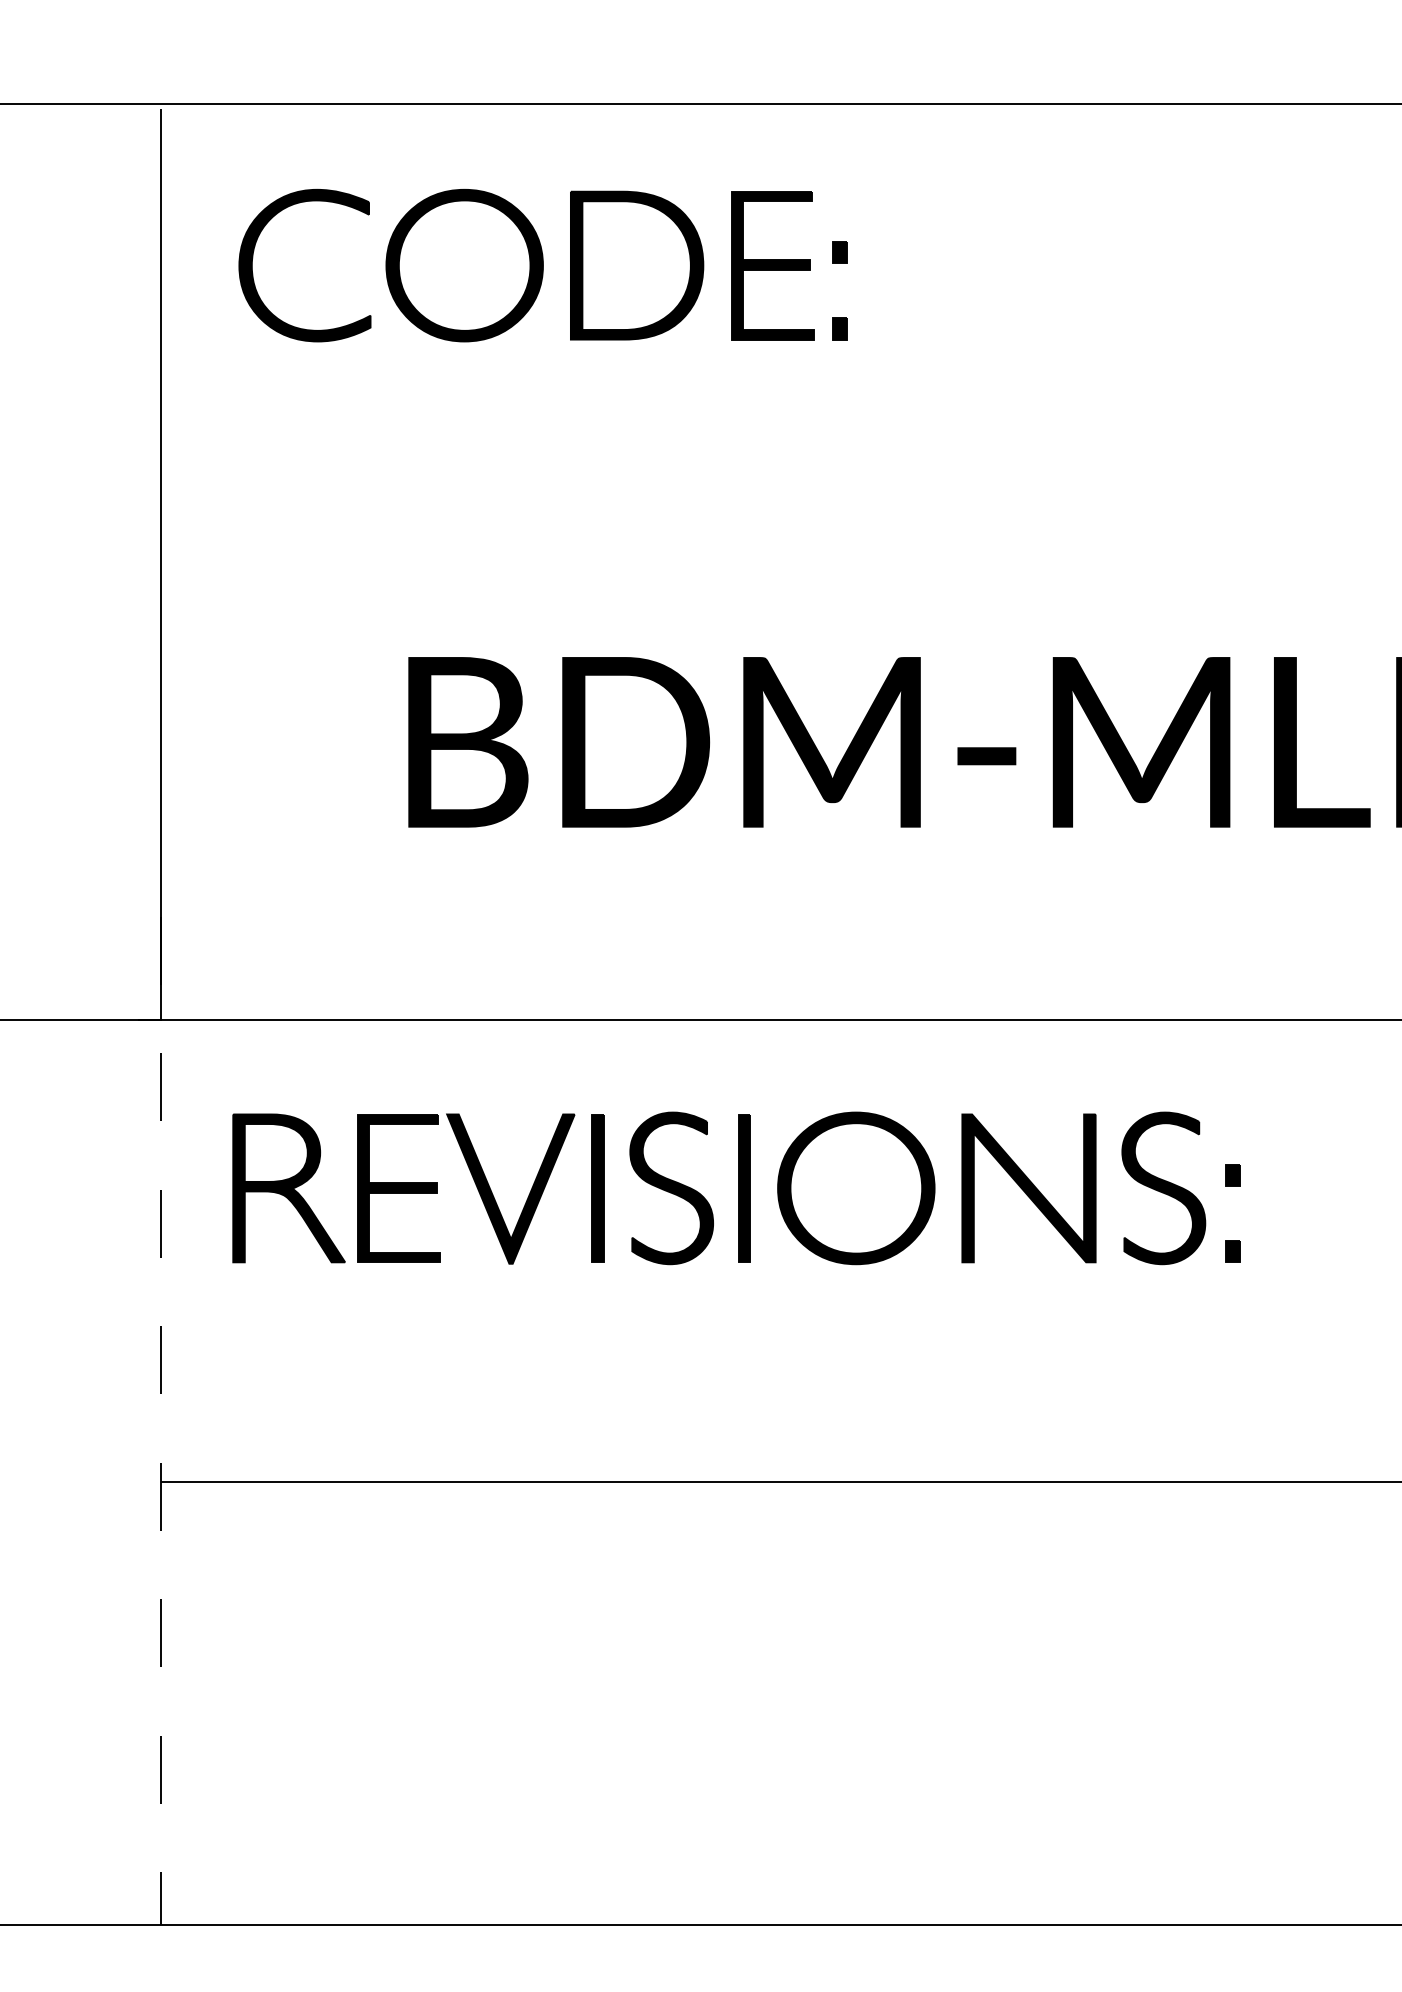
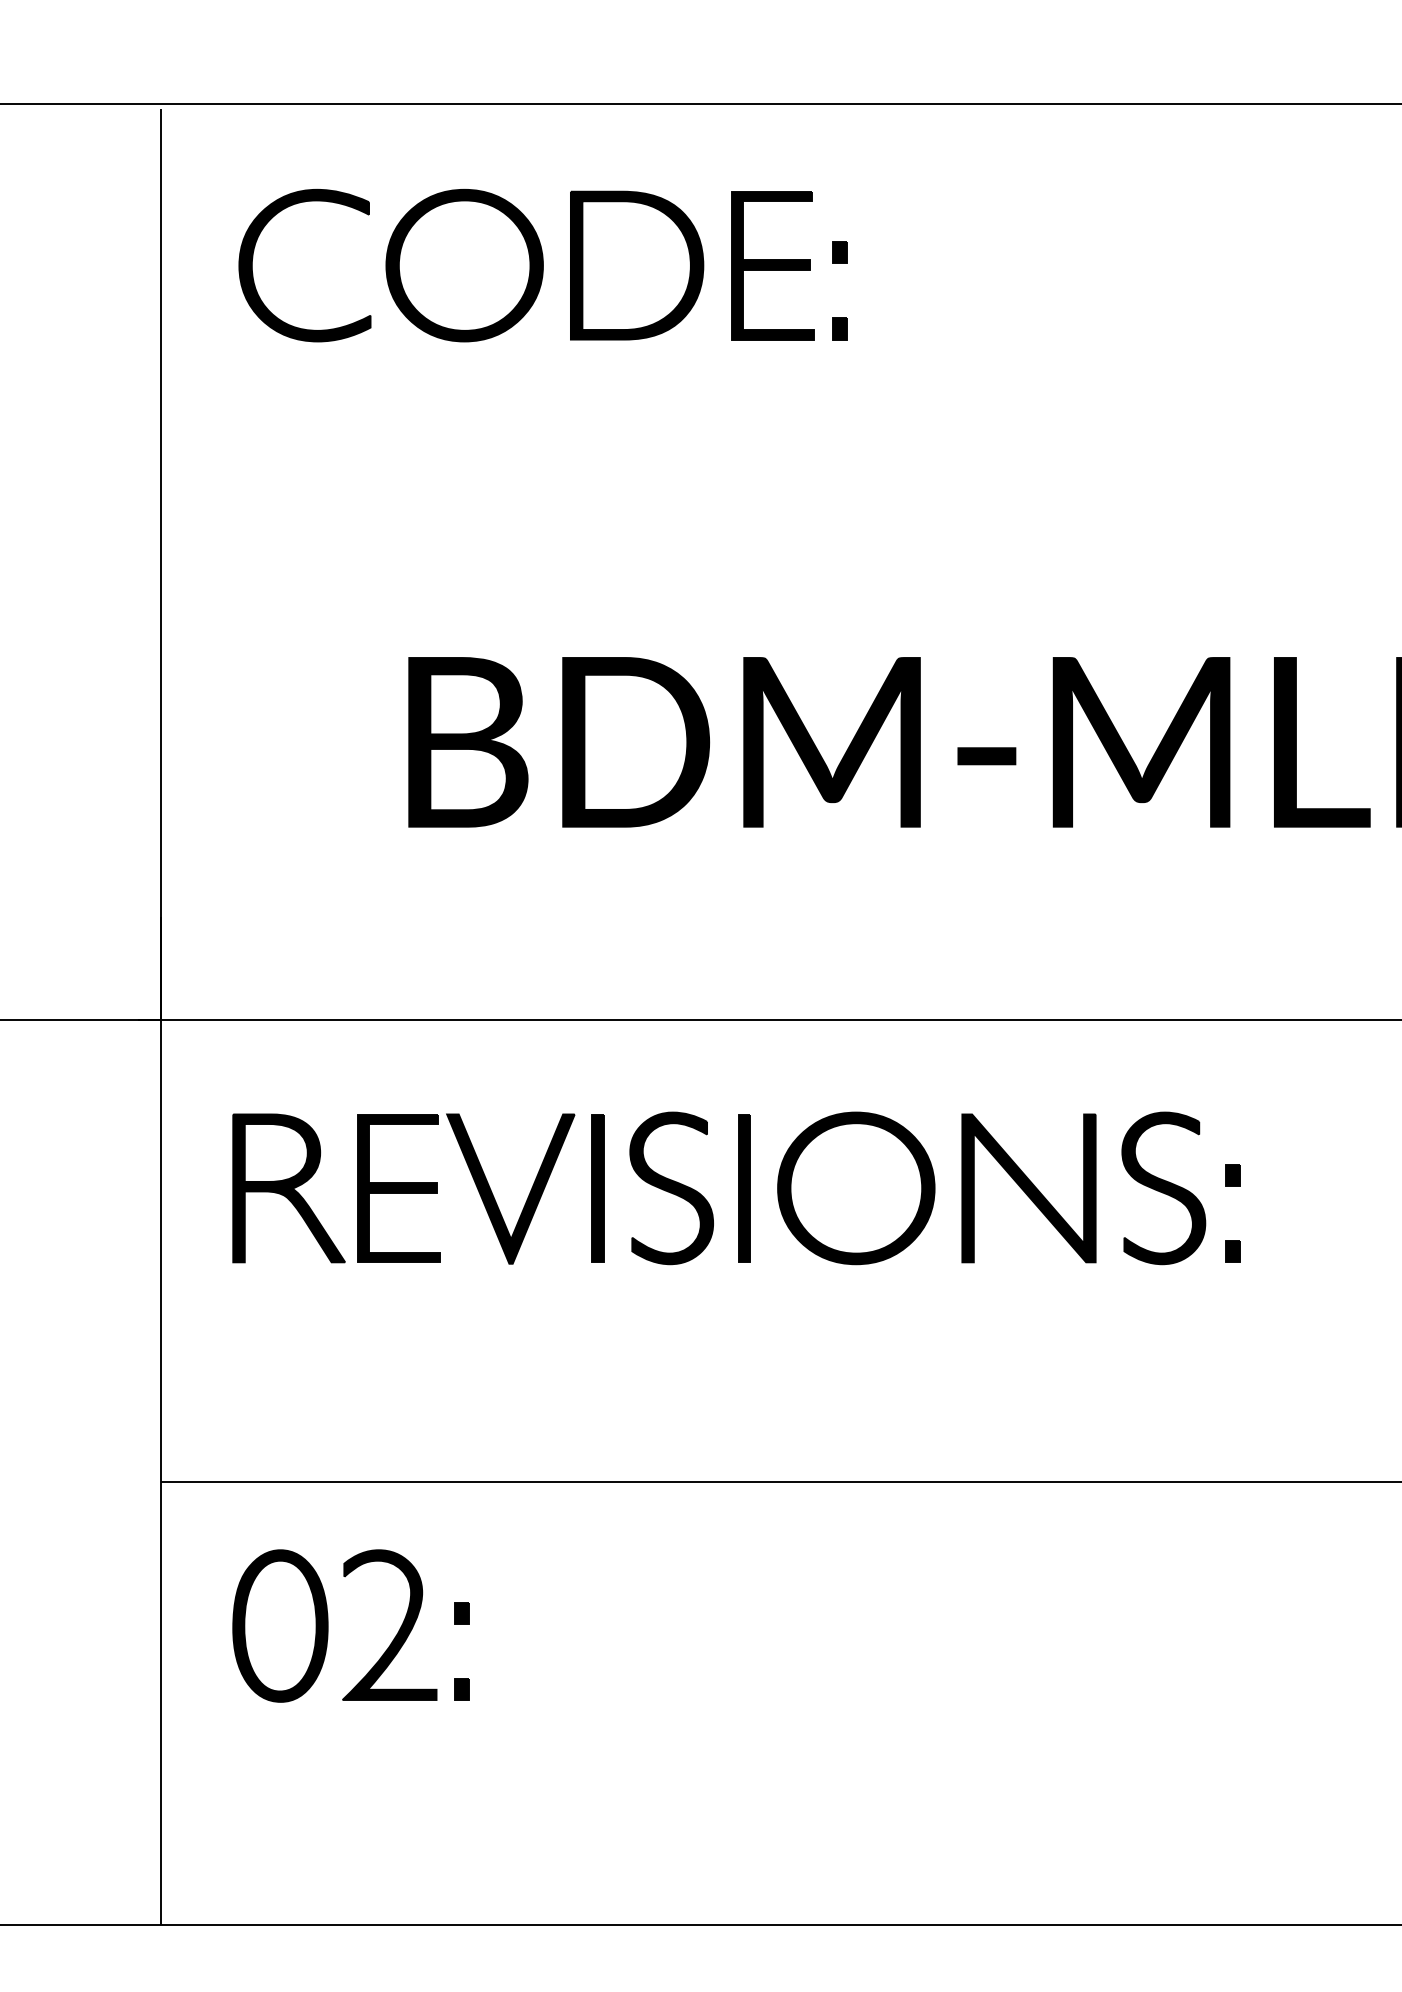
line: dashed -> solid (161, 1421)
part: none -> present (328, 1625)
